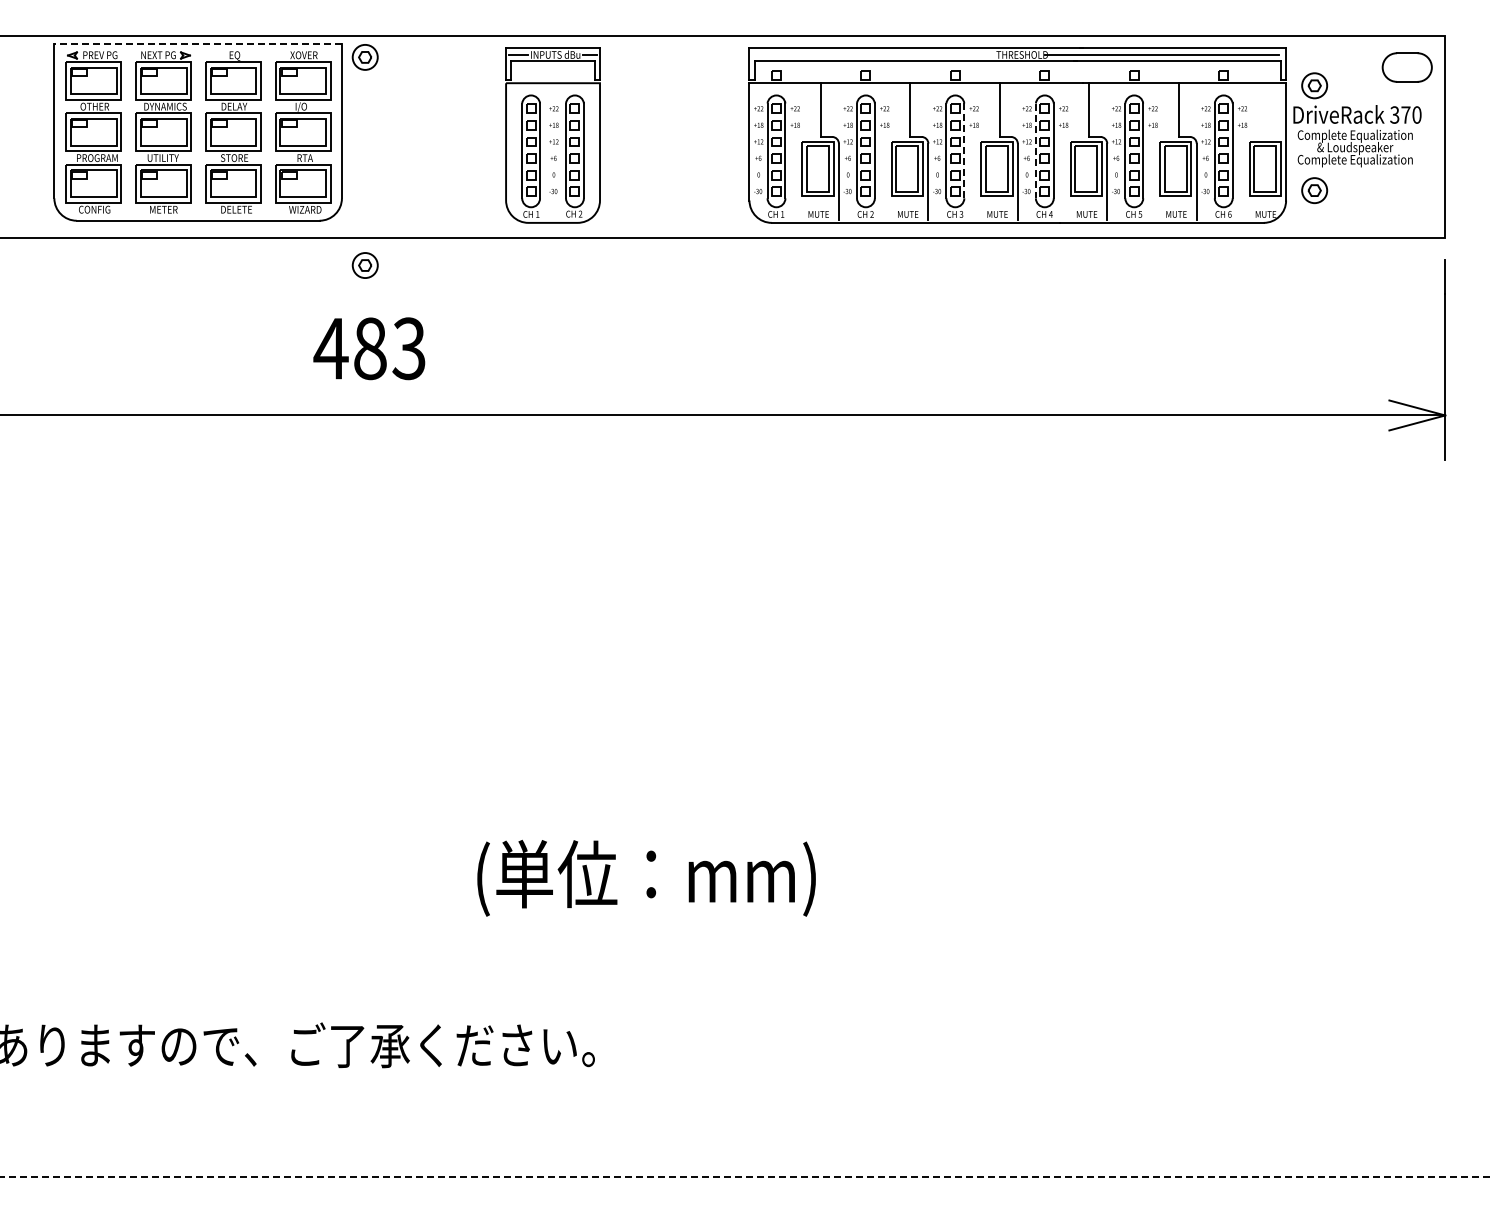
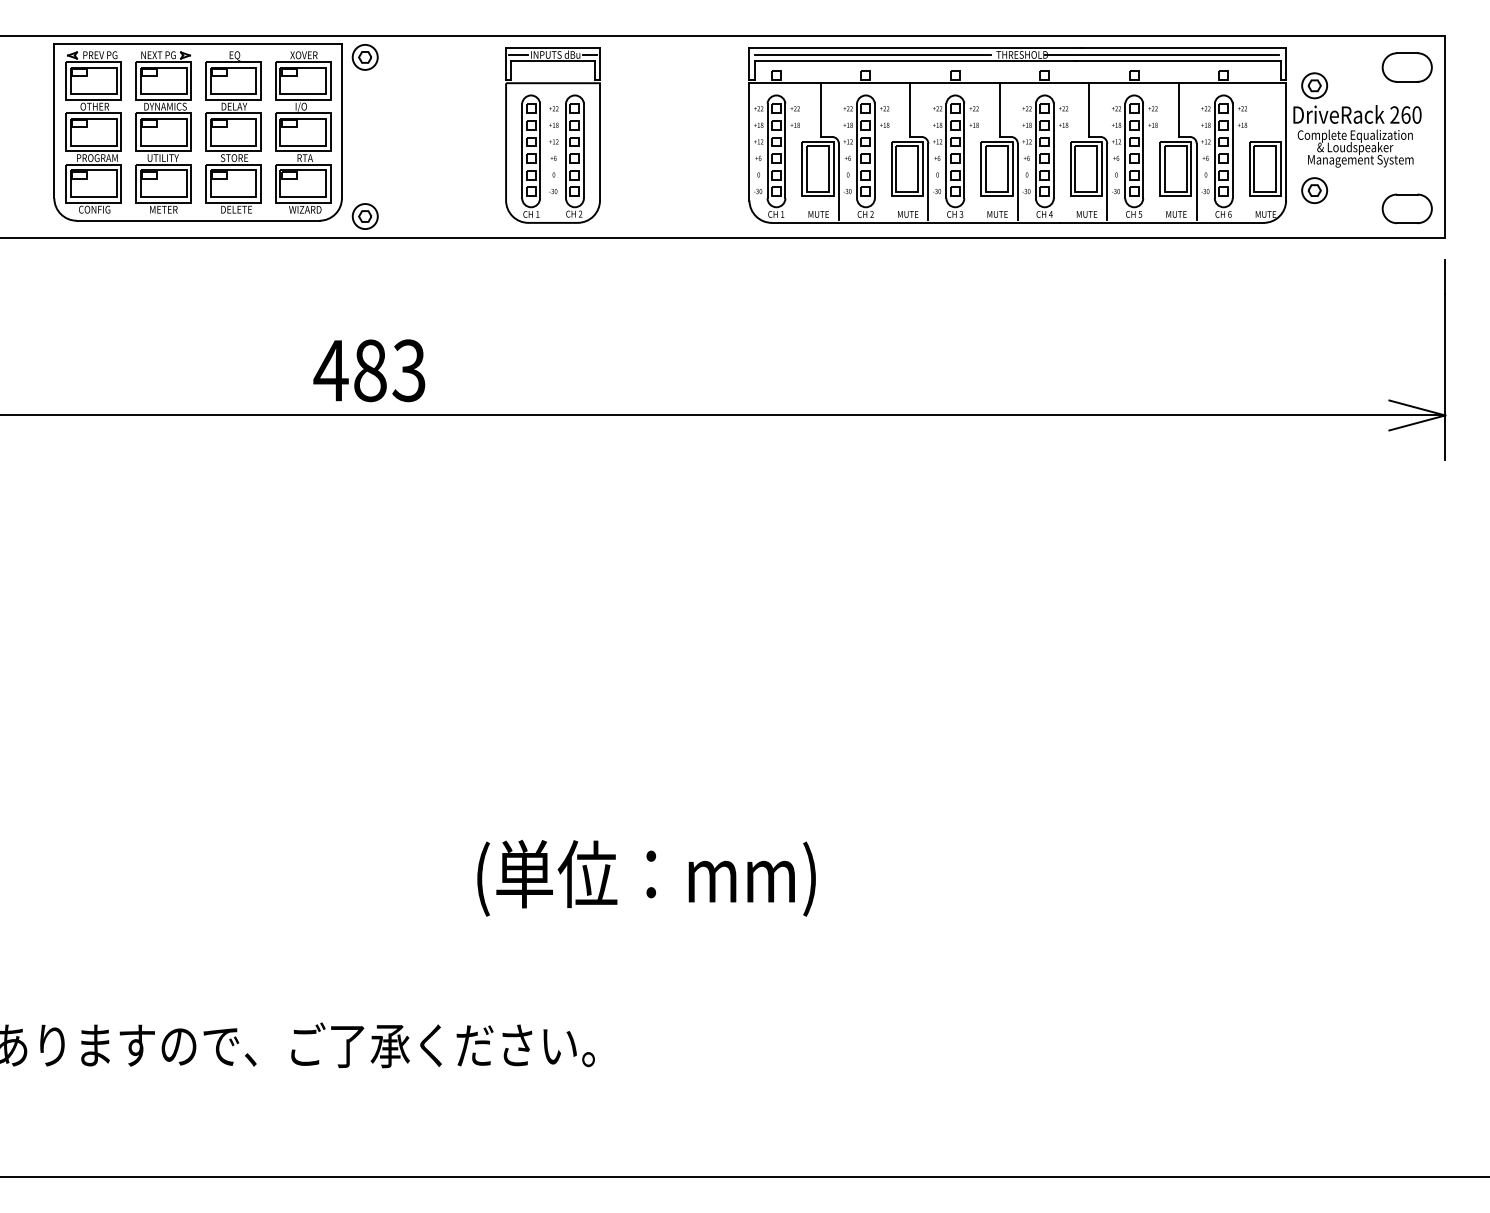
line: dashed -> solid (198, 44)
line: none -> present (872, 54)
text: 370 -> 260 (1400, 114)
line: dashed -> solid (964, 150)
line: dashed -> solid (1035, 151)
text: Complete Equalization -> Management System (1355, 160)
part: none -> present (1406, 208)
part position: (364, 265) -> (364, 216) (364, 216)
text position: (369, 348) -> (369, 370) (369, 370)
line: dashed -> solid (744, 1176)
